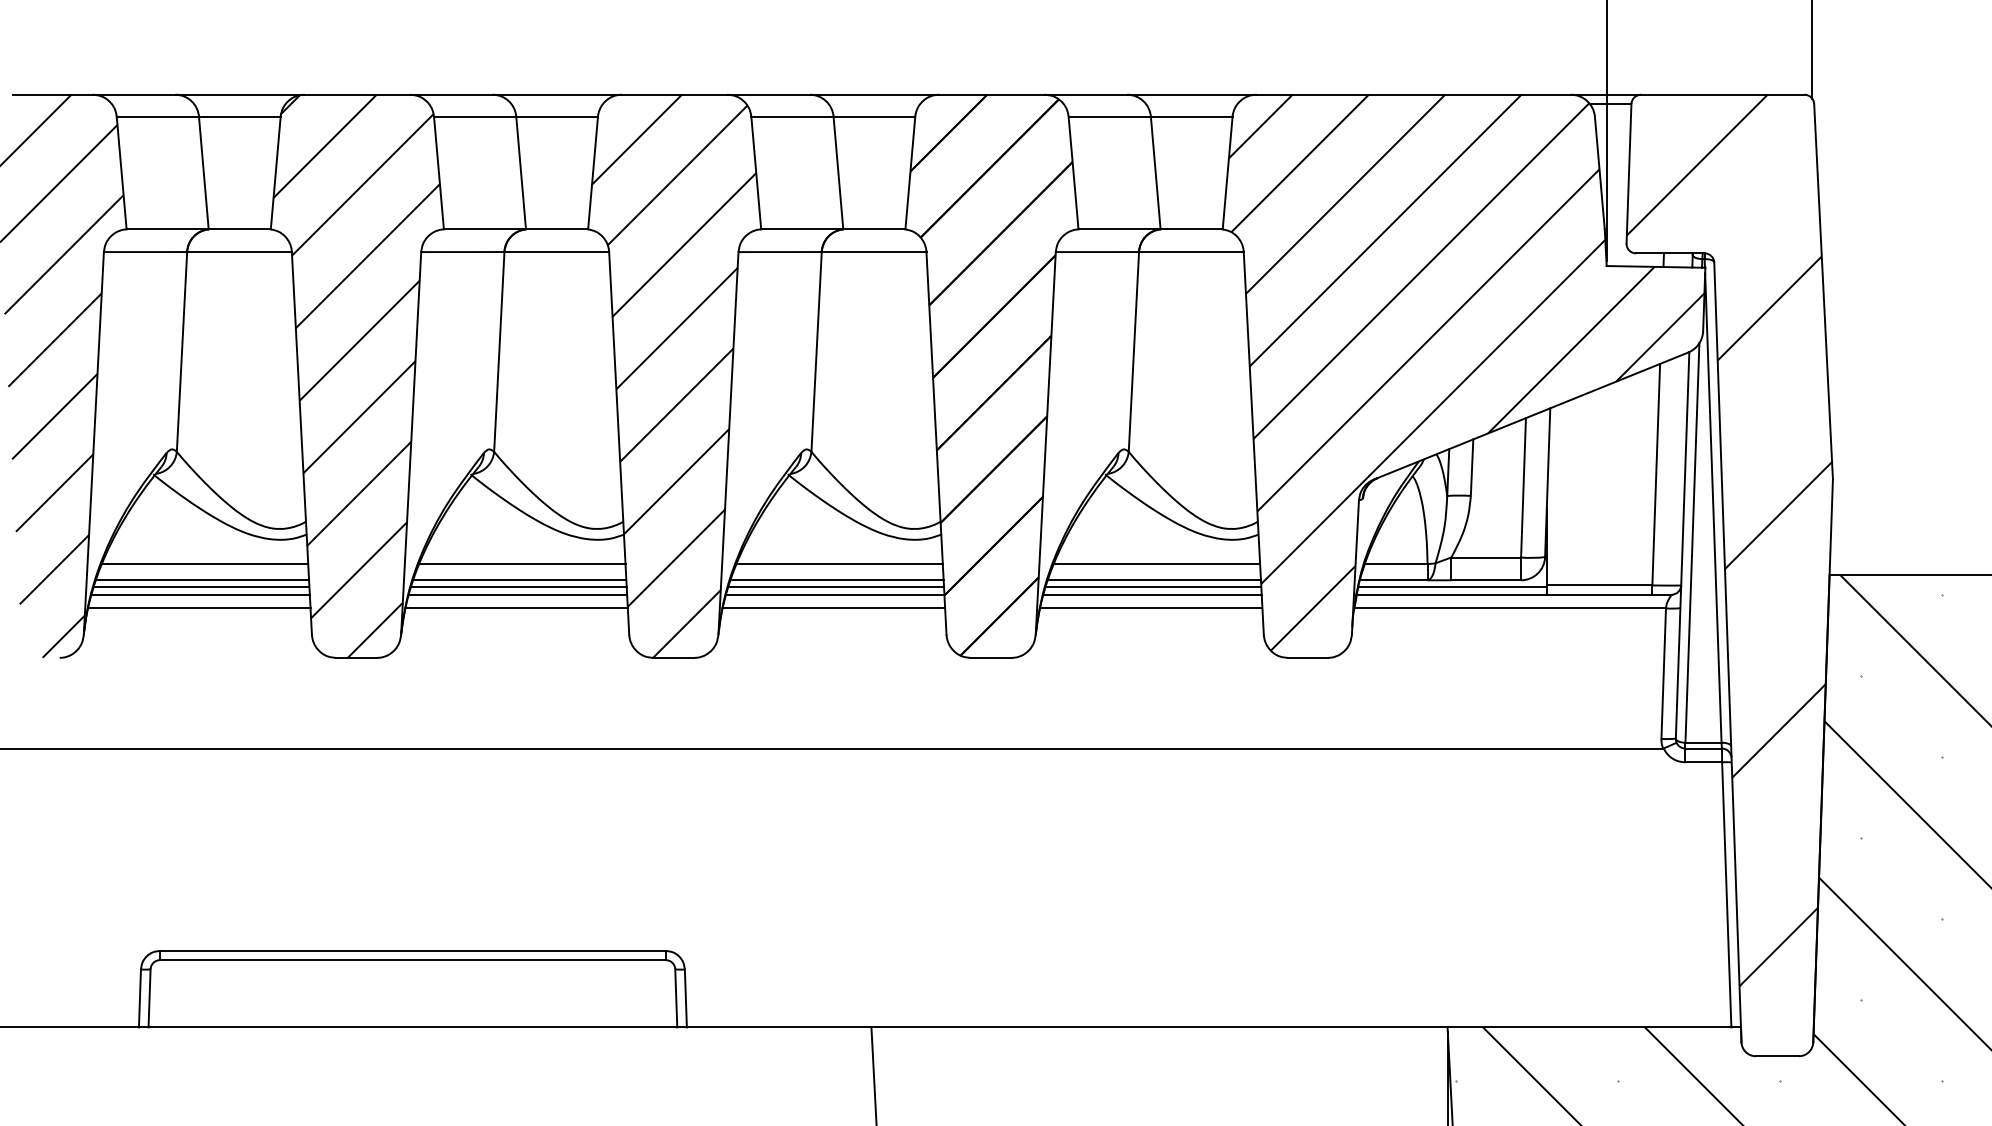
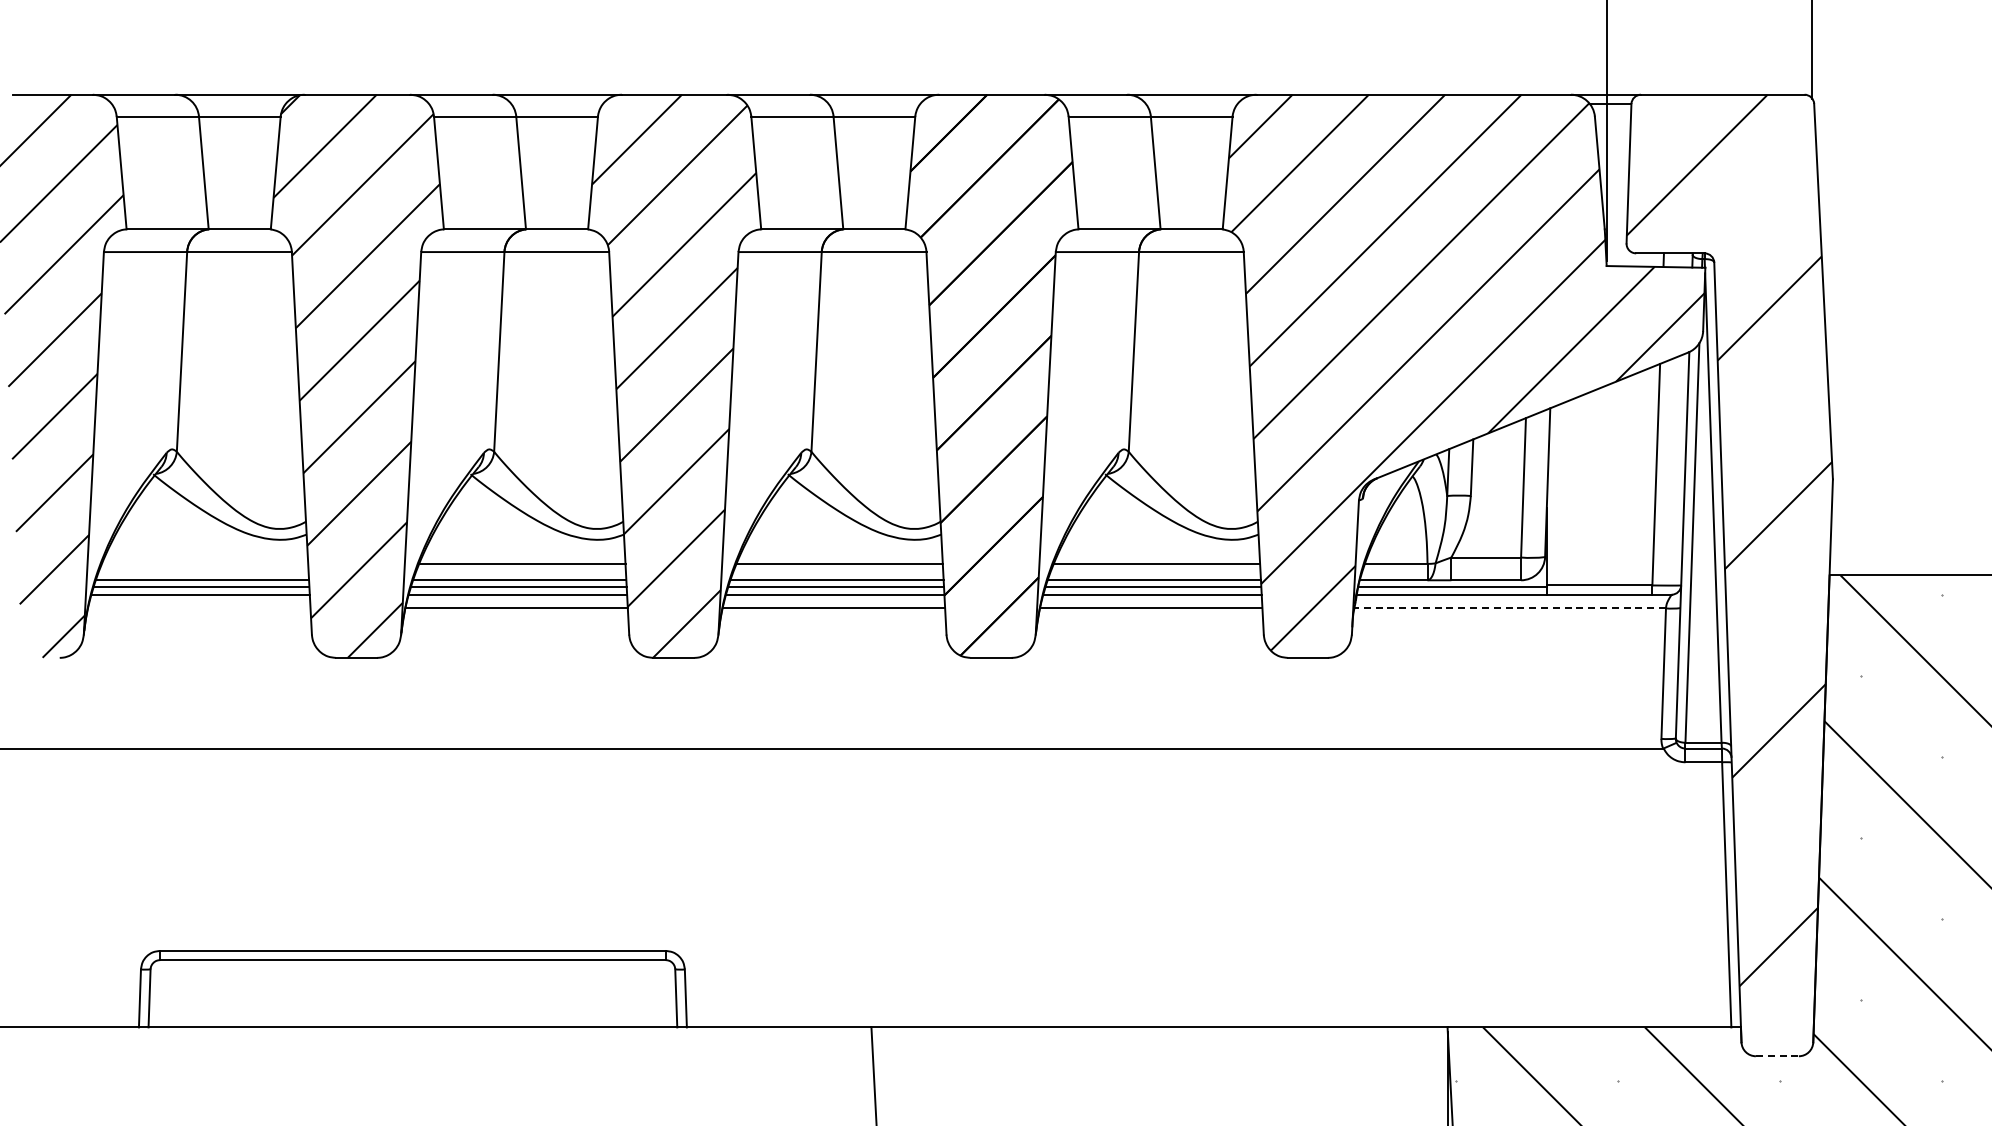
line: present -> none (205, 563)
line: present -> none (199, 608)
line: solid -> dashed (1510, 608)
line: solid -> dashed (1777, 1056)
